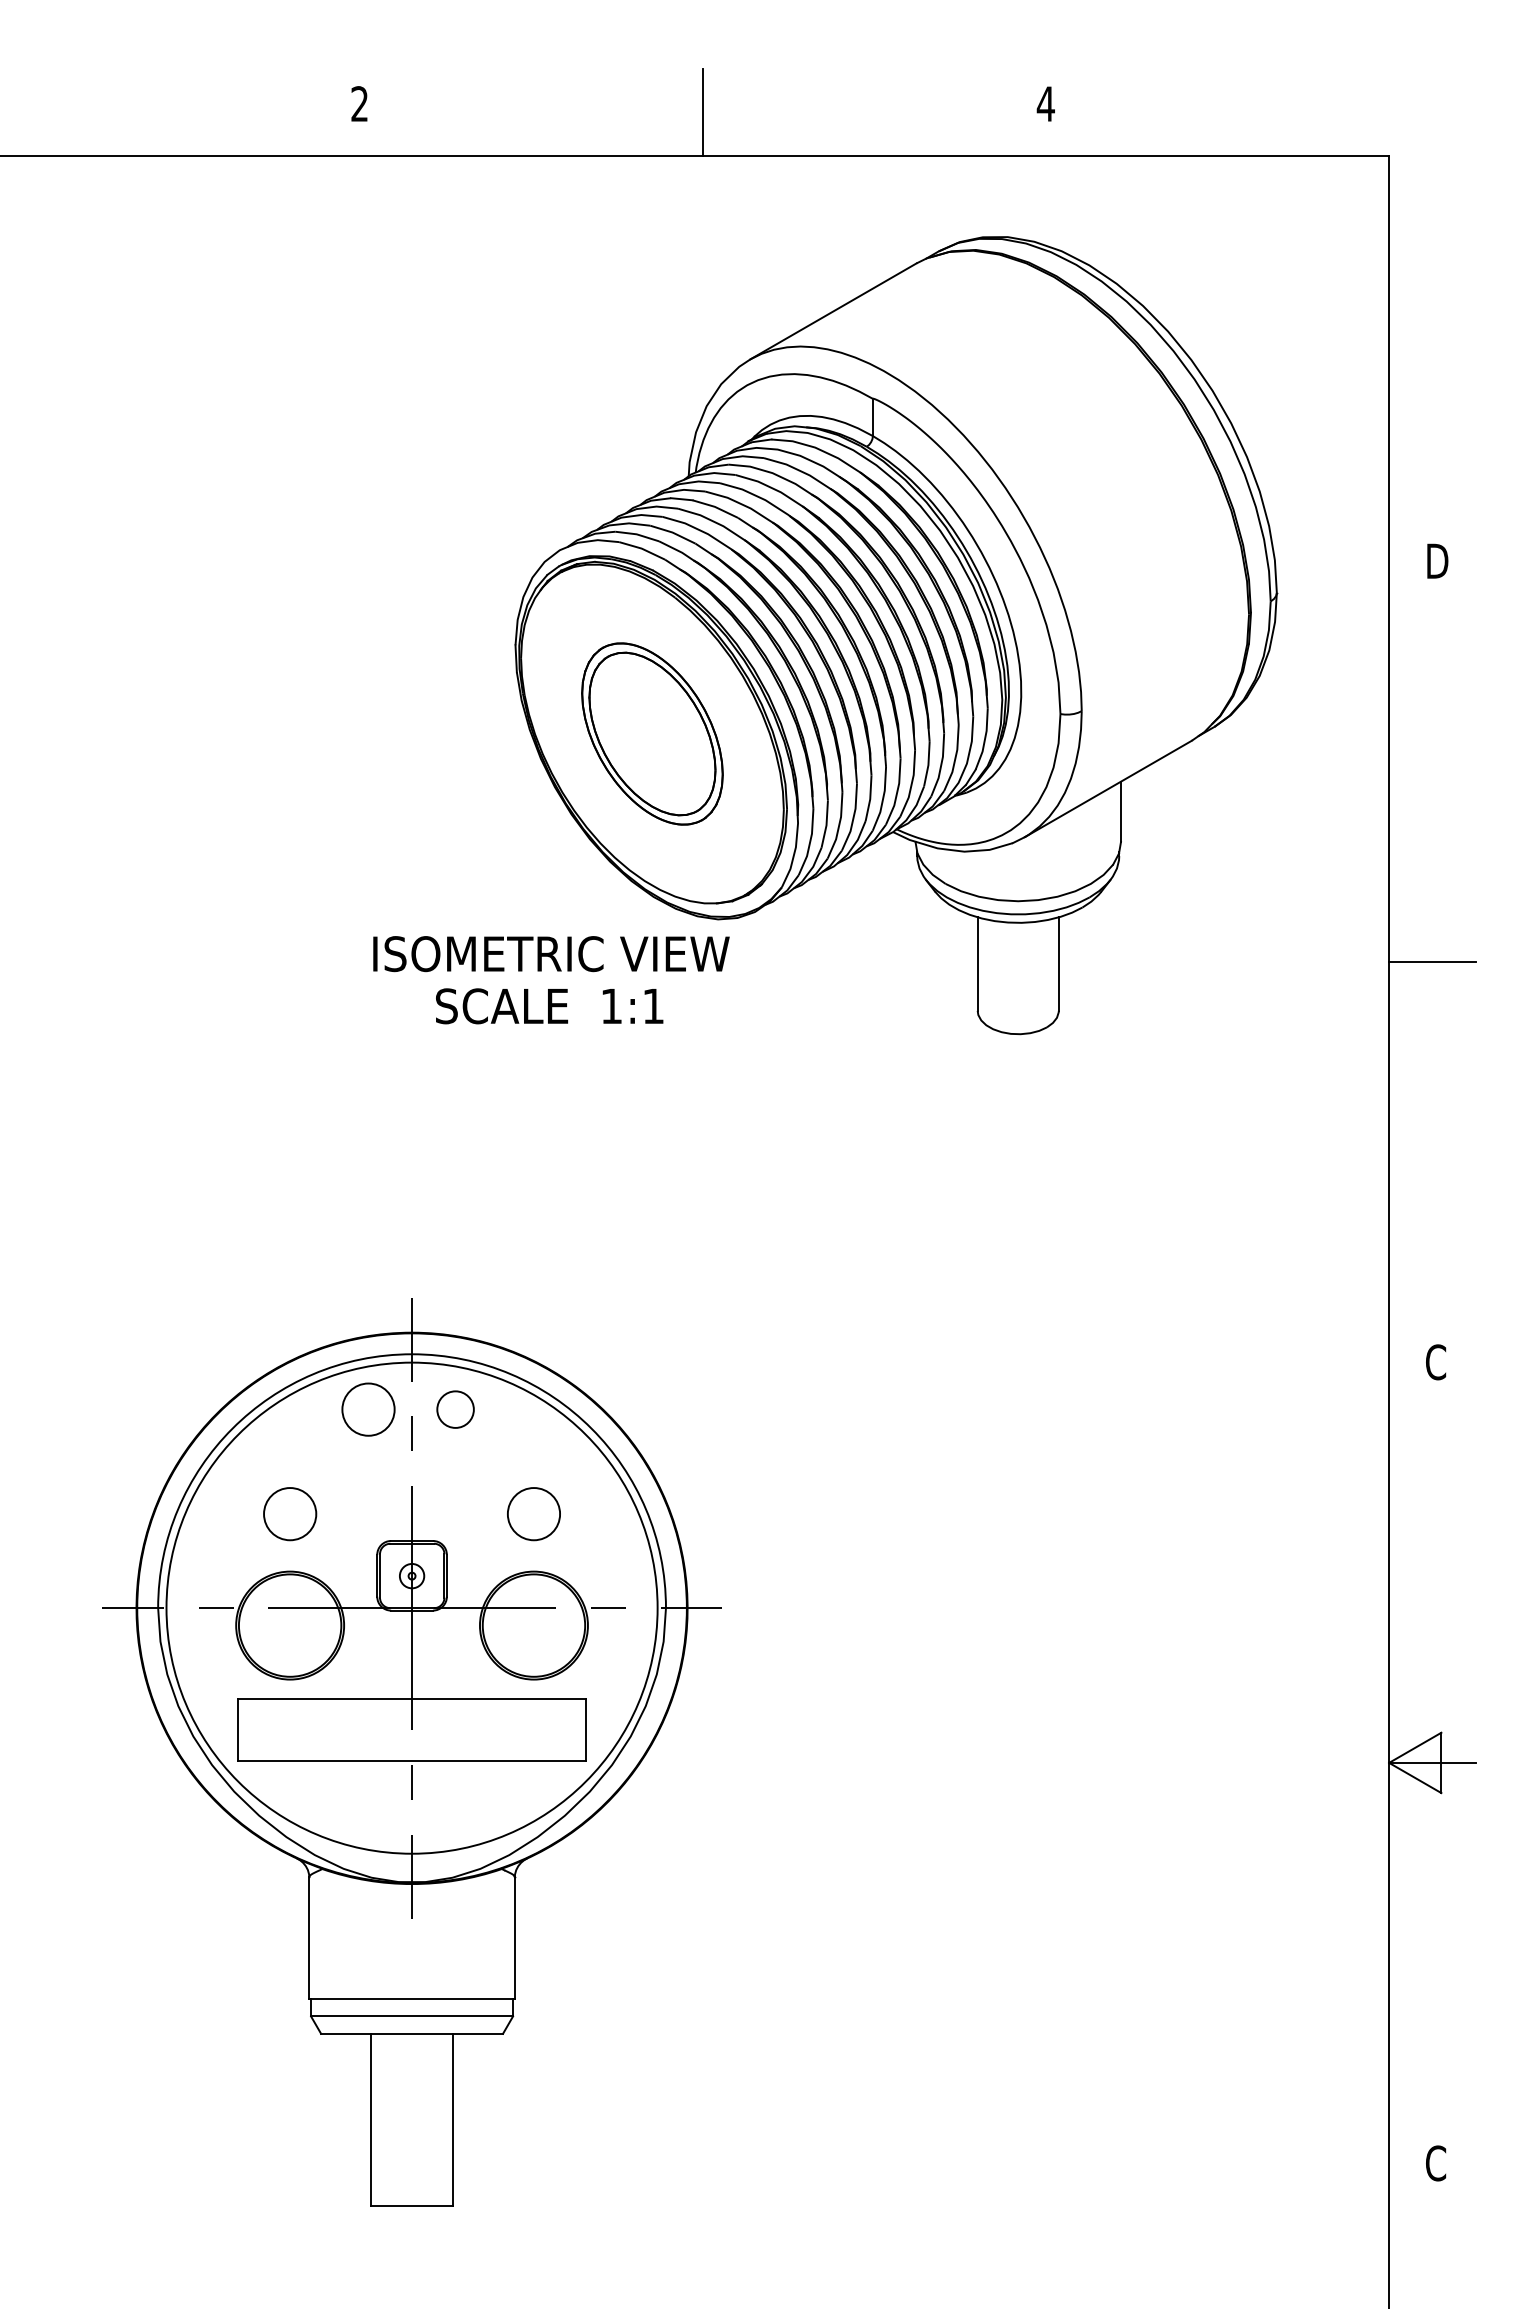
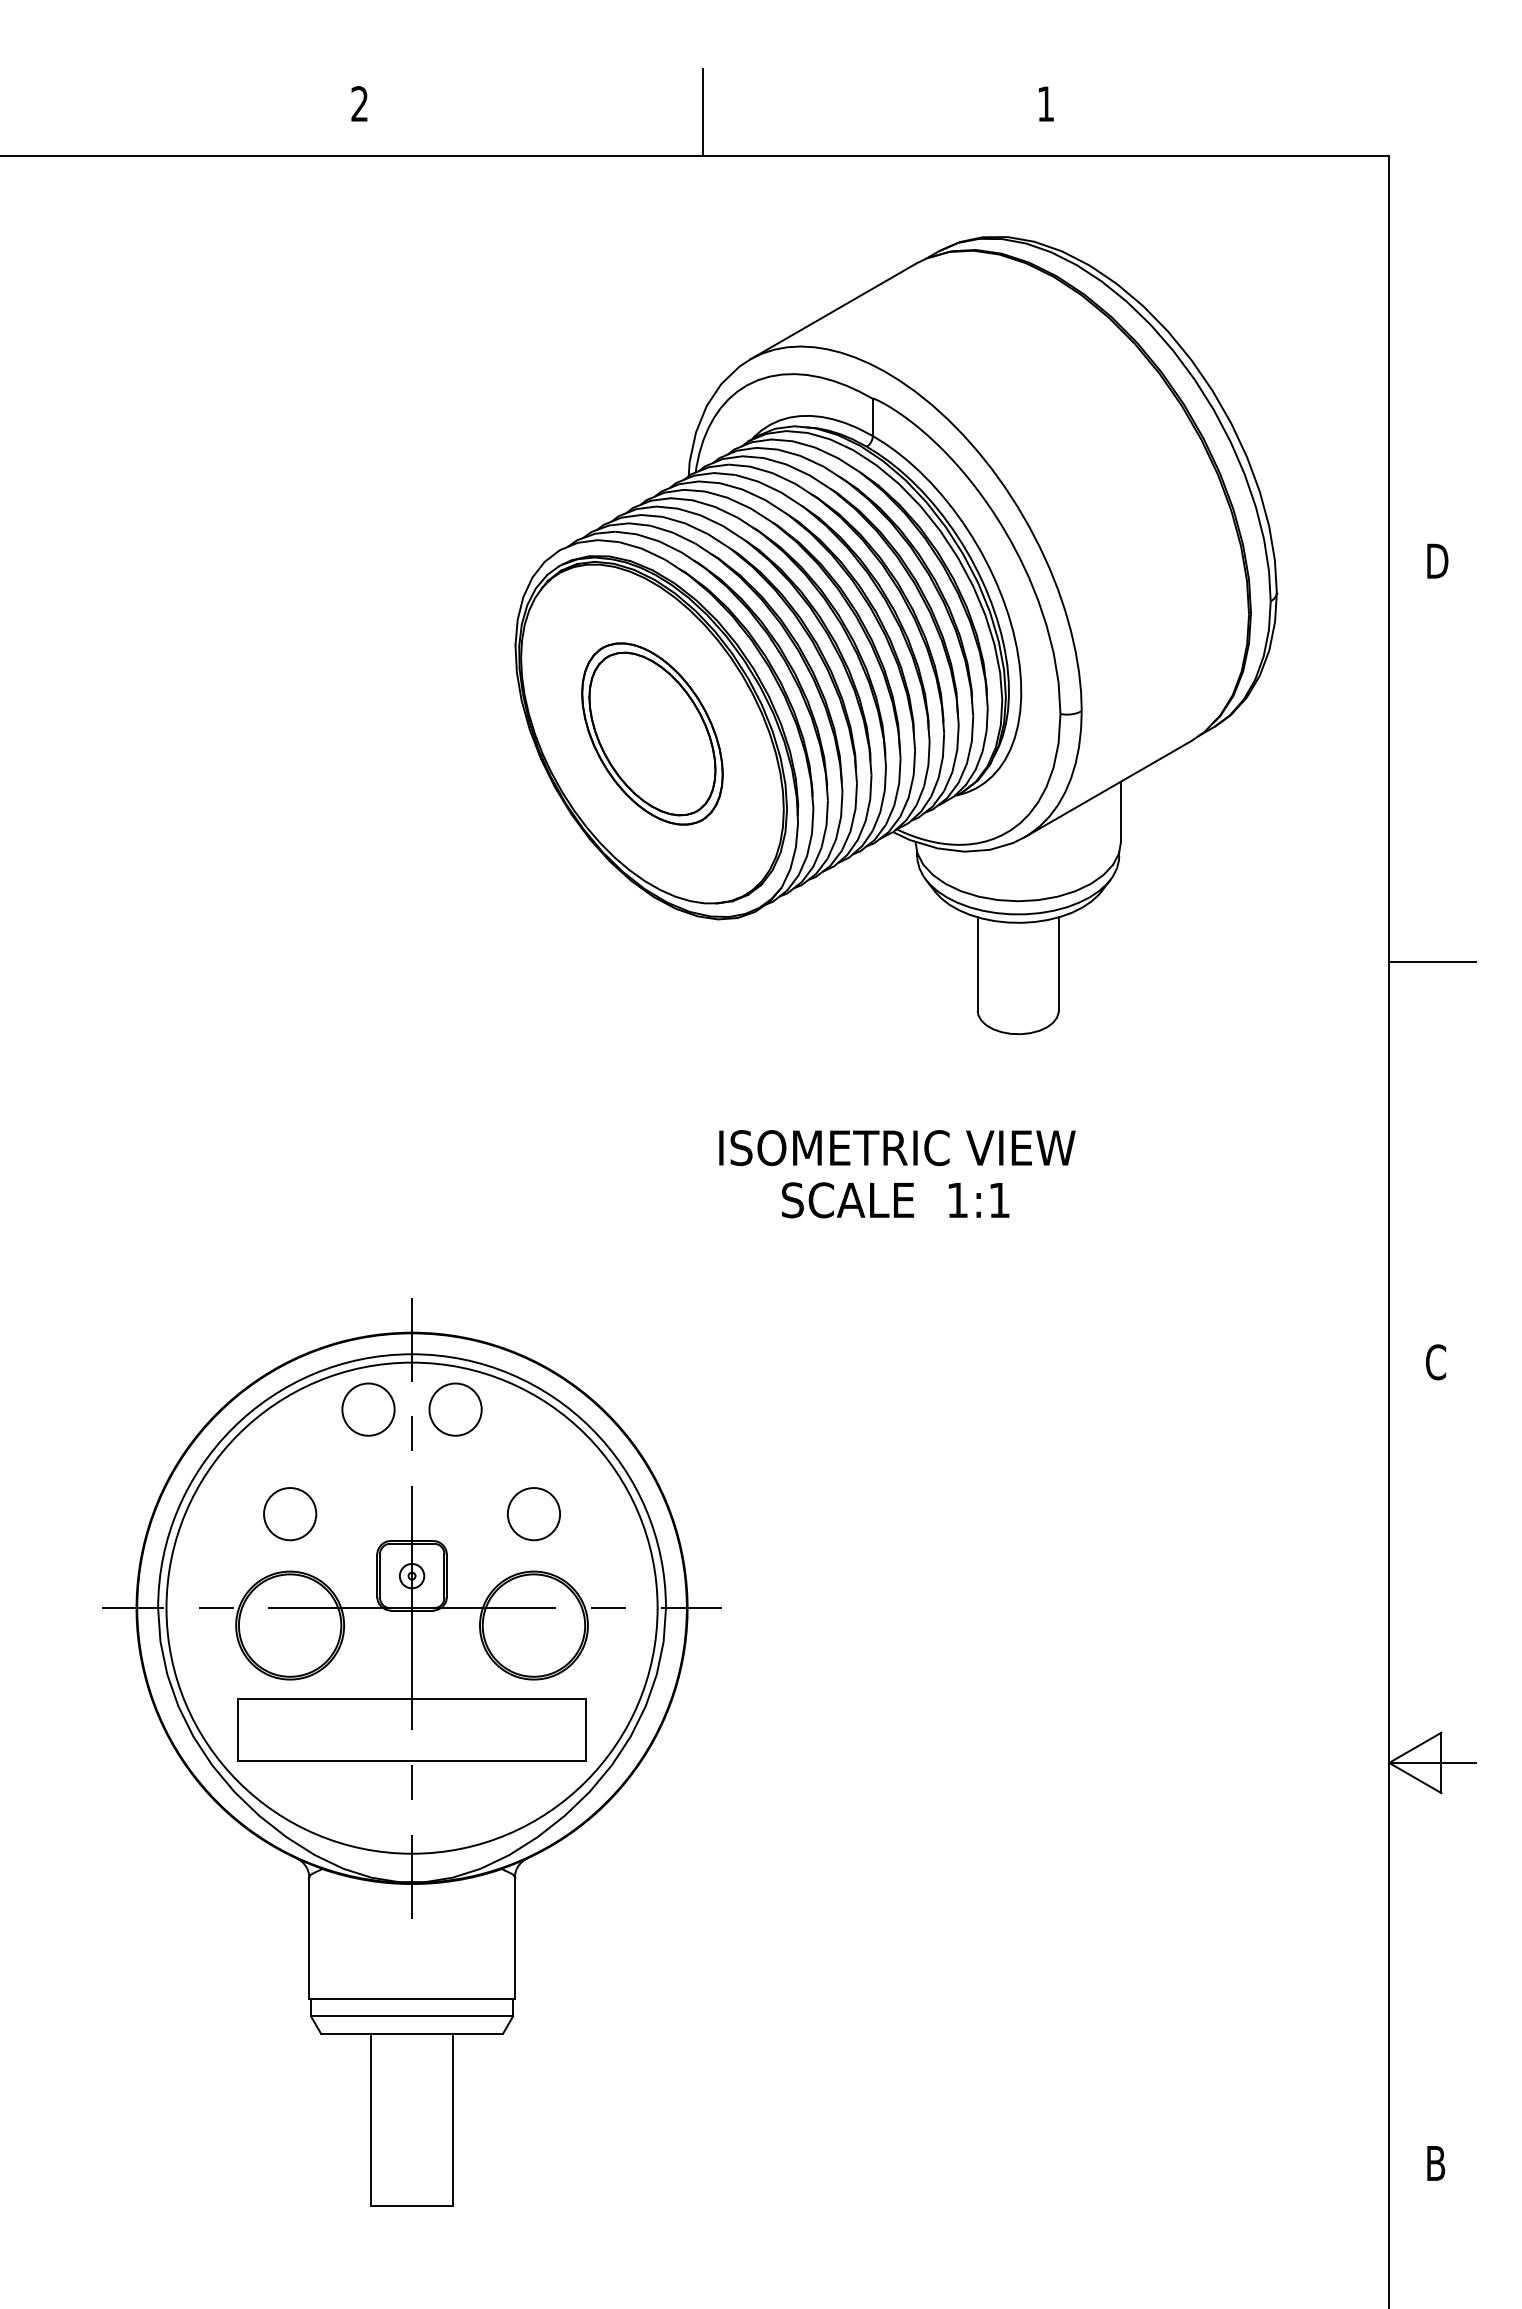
text: 4 -> 1 (1045, 103)
text position: (551, 980) -> (897, 1174) (897, 1174)
circle diameter: 37 px -> 52 px (455, 1409)
text: C -> B (1436, 2163)
